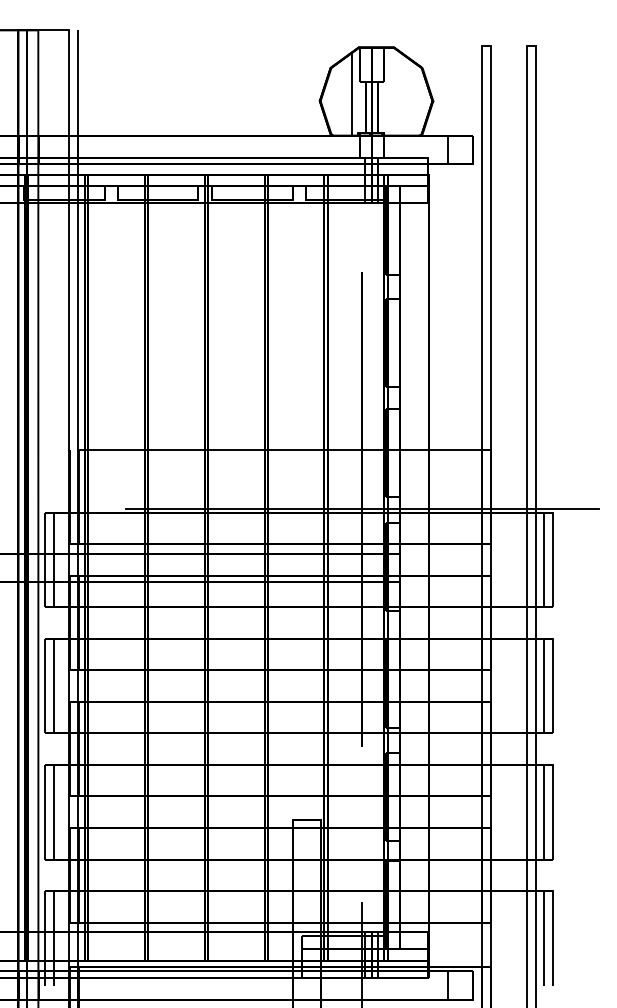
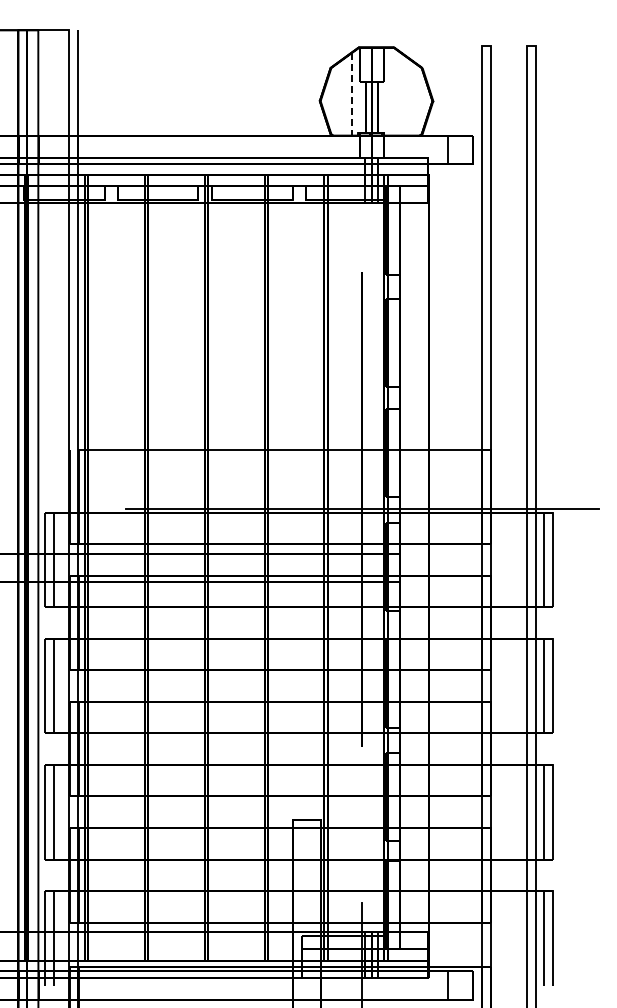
line: solid -> dashed (352, 94)
